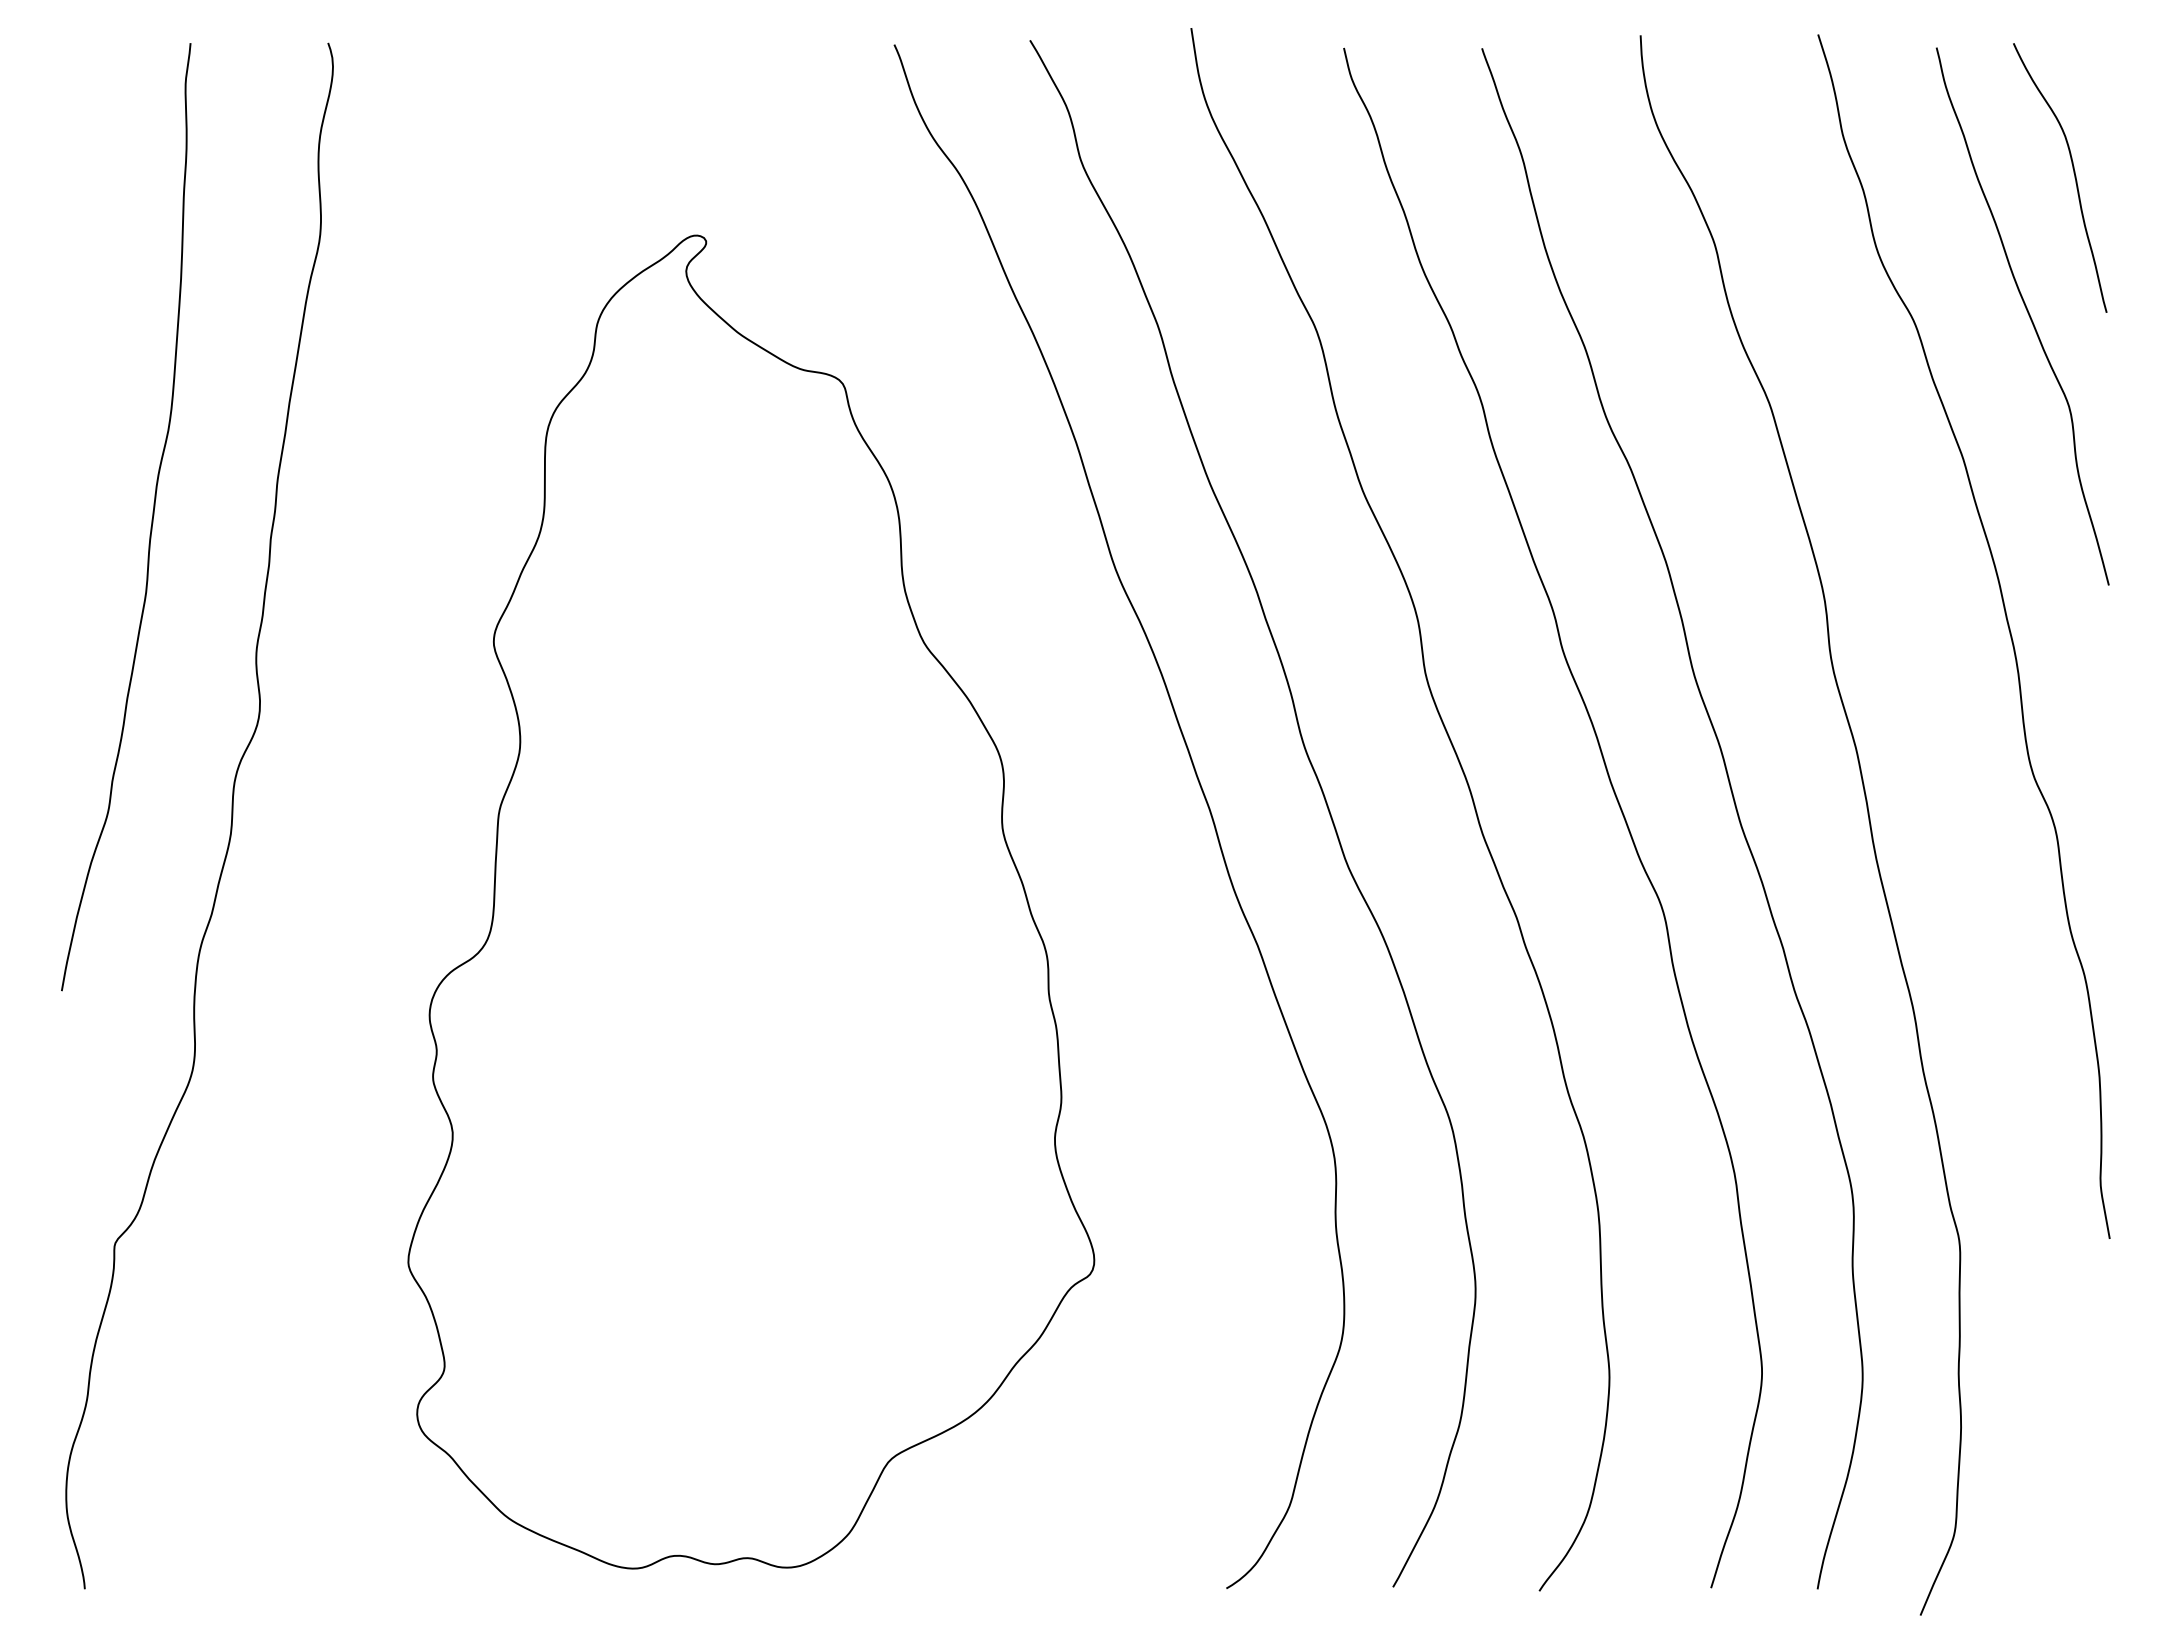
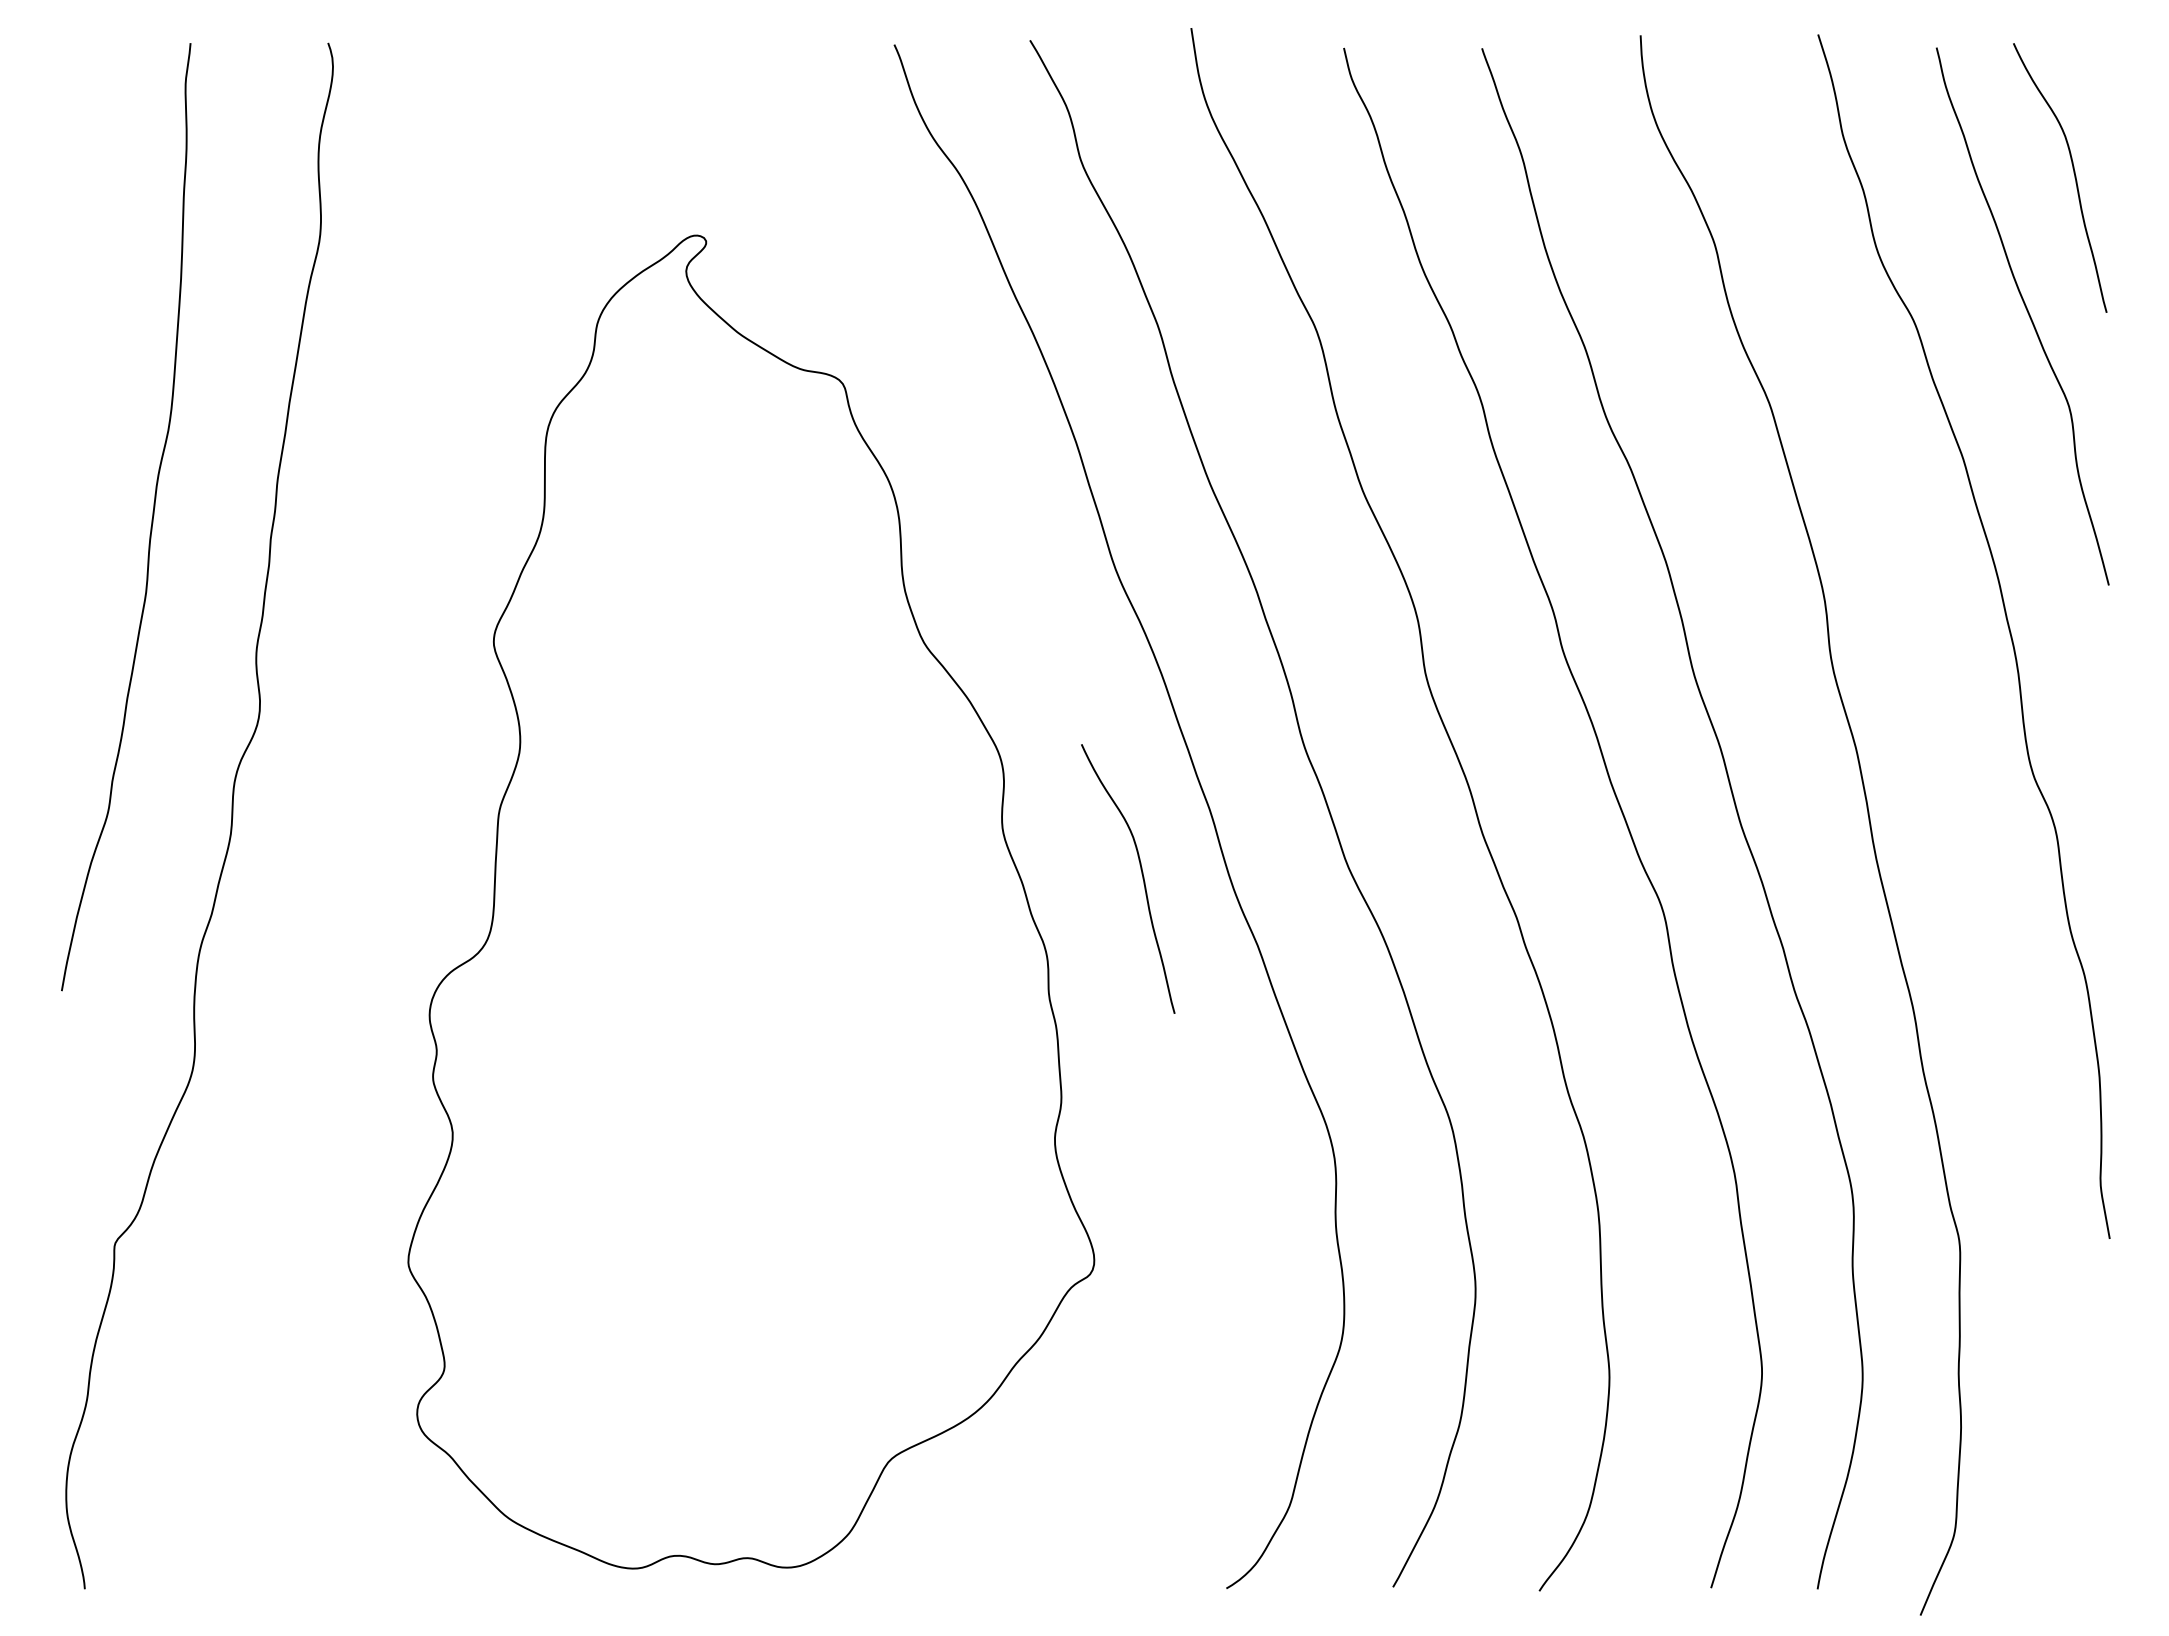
curve: none -> present (1141, 874)
